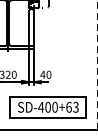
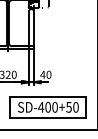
line: dashed -> solid (97, 64)
text: SD-400+63 -> SD-400+50 (72, 106)
